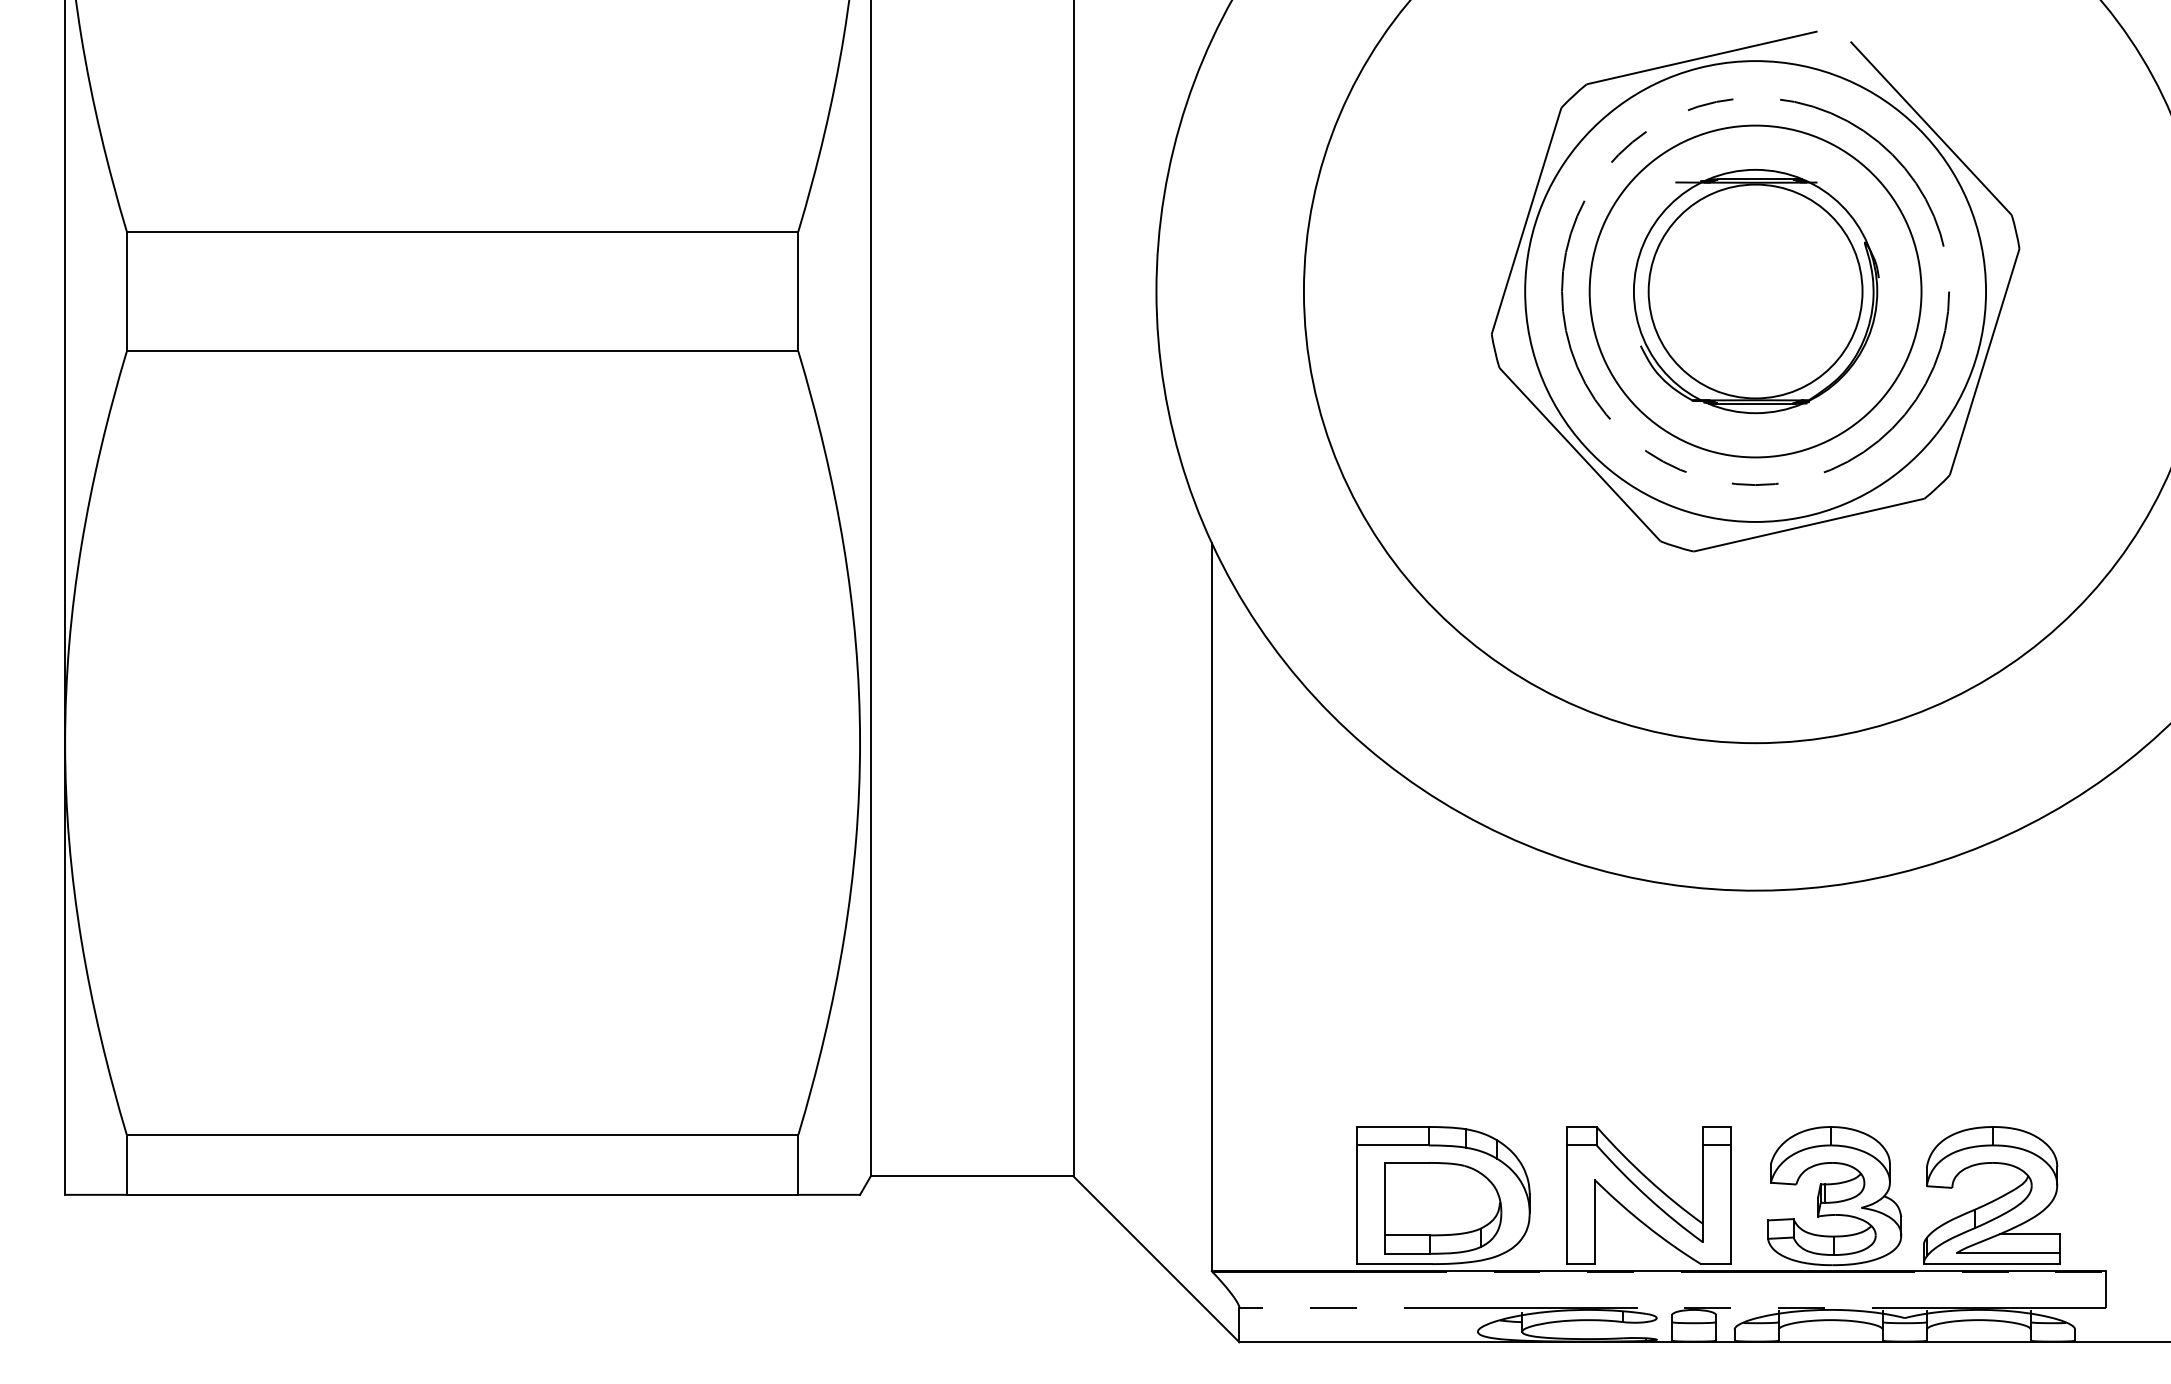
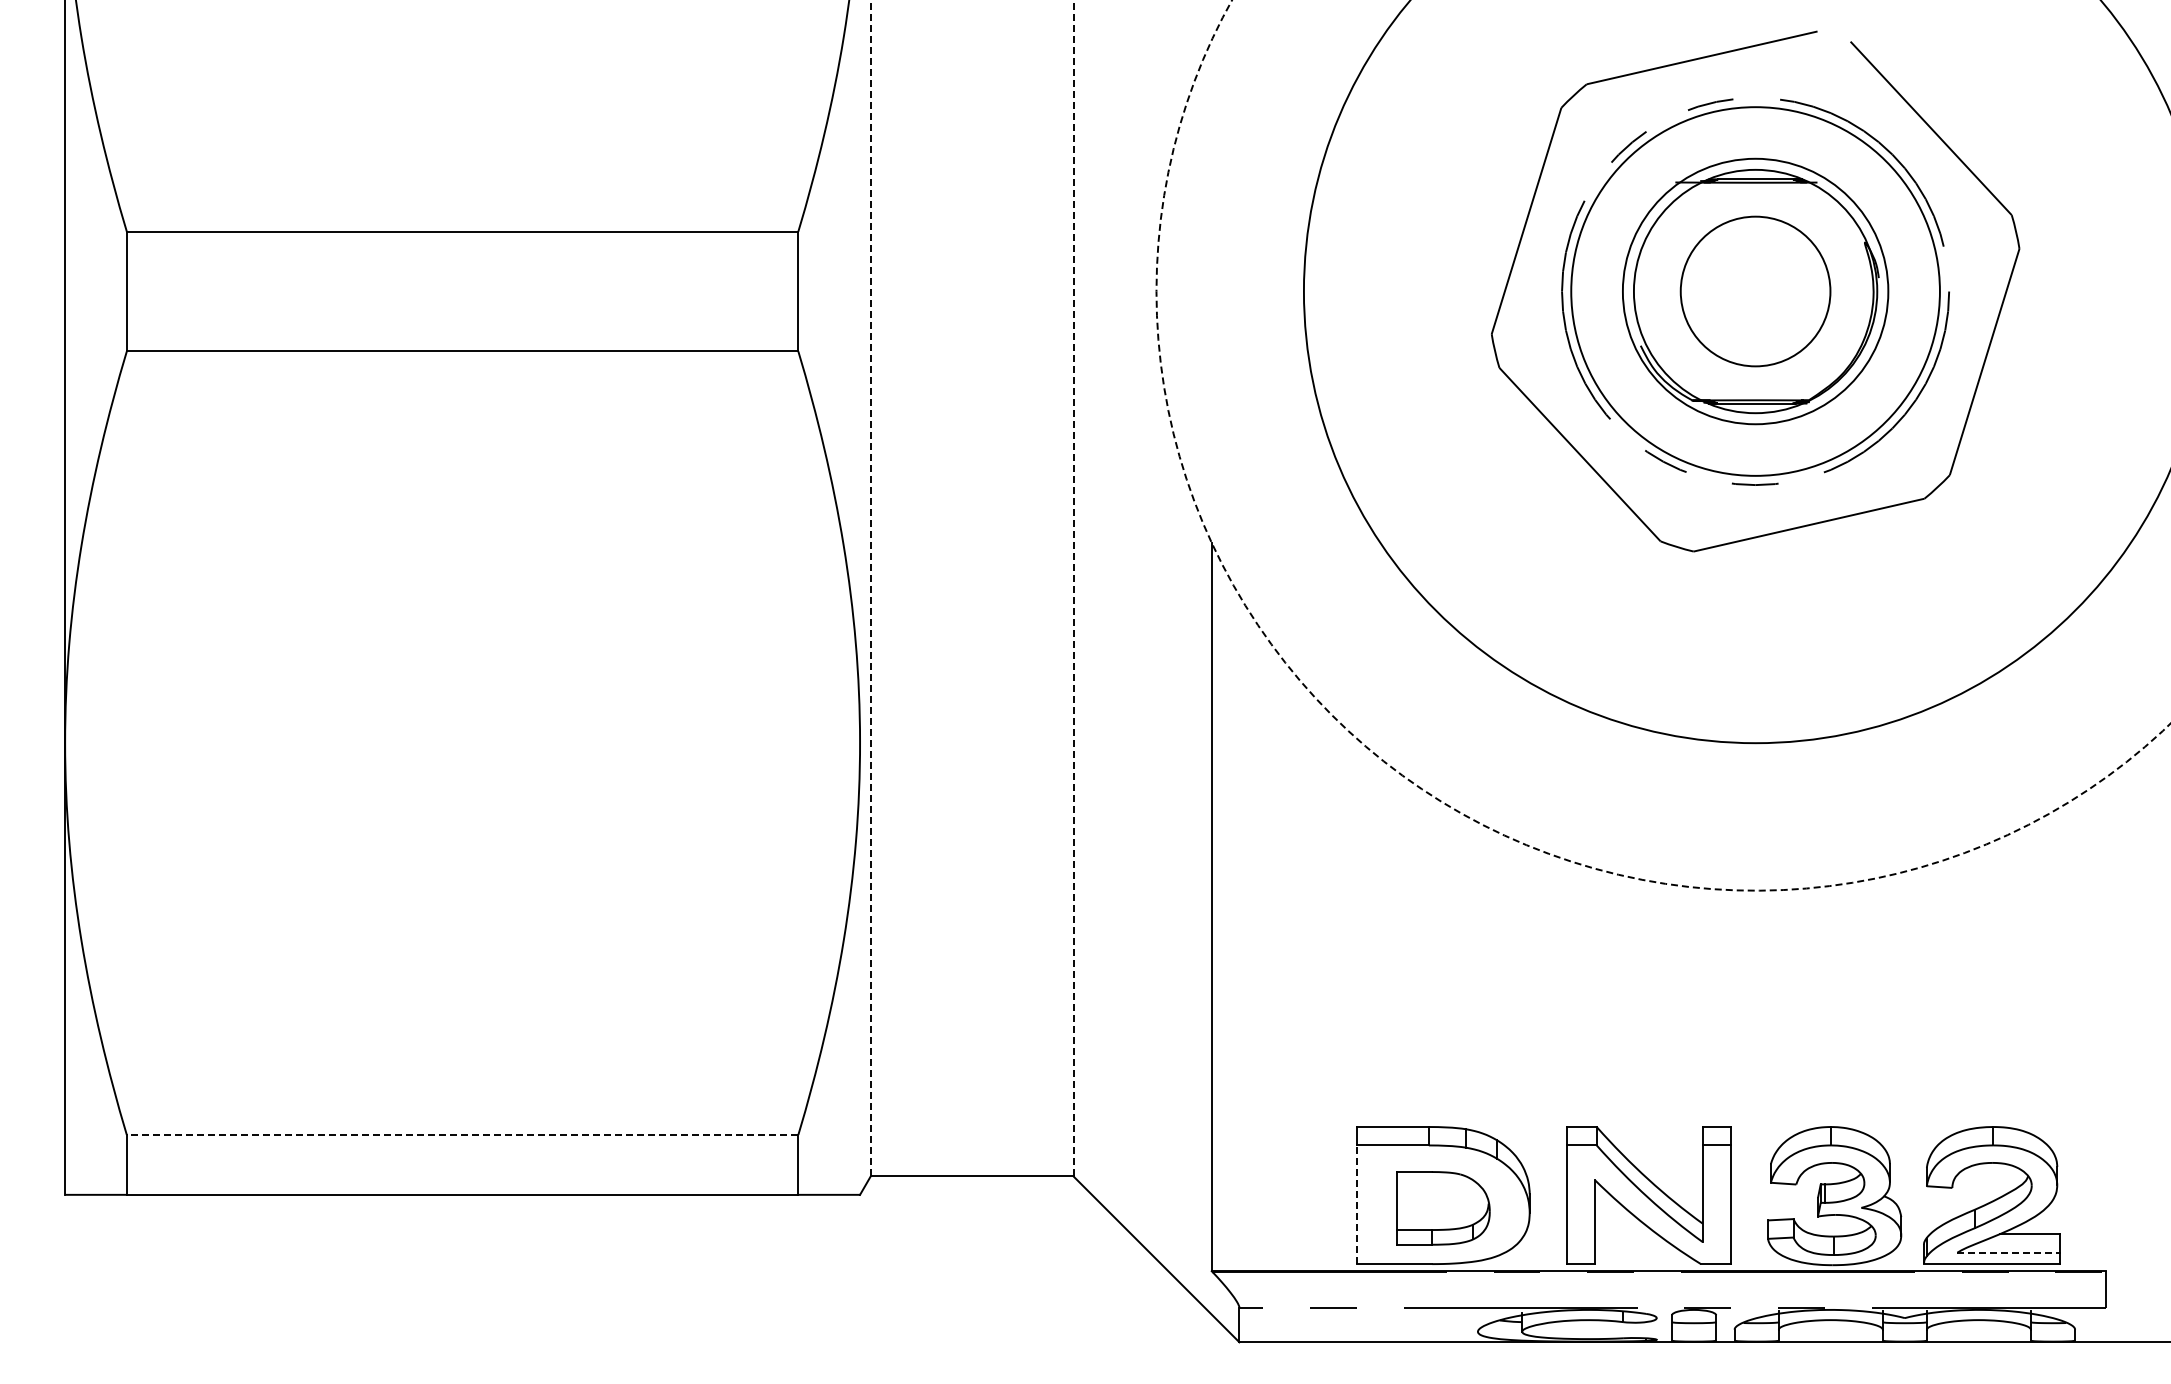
circle diameter: 214 px -> 150 px (1755, 291)
circle diameter: 332 px -> 265 px (1755, 291)
circle diameter: 461 px -> 369 px (1755, 291)
line: solid -> dashed (870, 588)
line: solid -> dashed (1073, 588)
arc: solid -> dashed (1390, 766)
line: solid -> dashed (462, 1134)
line: solid -> dashed (1356, 1204)
part size: 119x93 px -> 95x75 px (1443, 1208)
line: solid -> dashed (2009, 1252)
